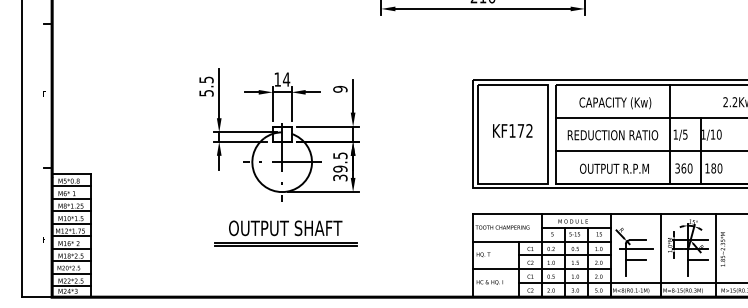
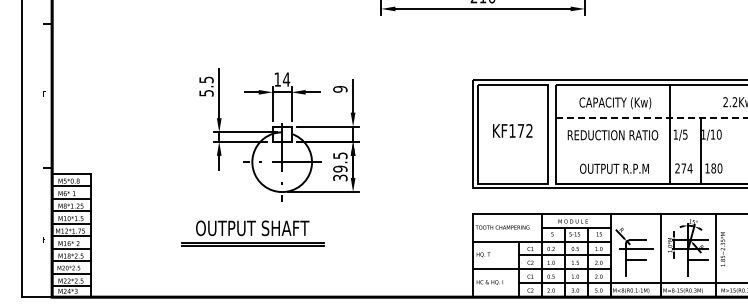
line: solid -> dashed (651, 117)
line: present -> none (650, 150)
text: 360 -> 274 (683, 168)
part position: (285, 233) -> (252, 233) (252, 233)
